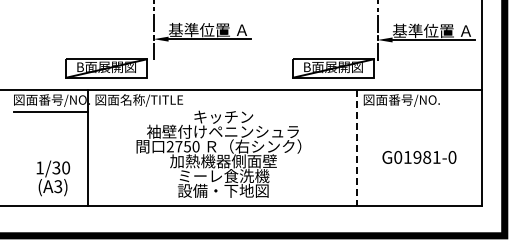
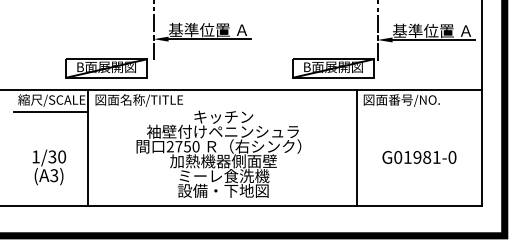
text: 図面番号/NO. -> 縮尺/SCALE (51, 100)
line: dashed -> solid (357, 148)
text position: (53, 178) -> (49, 167) (49, 167)
